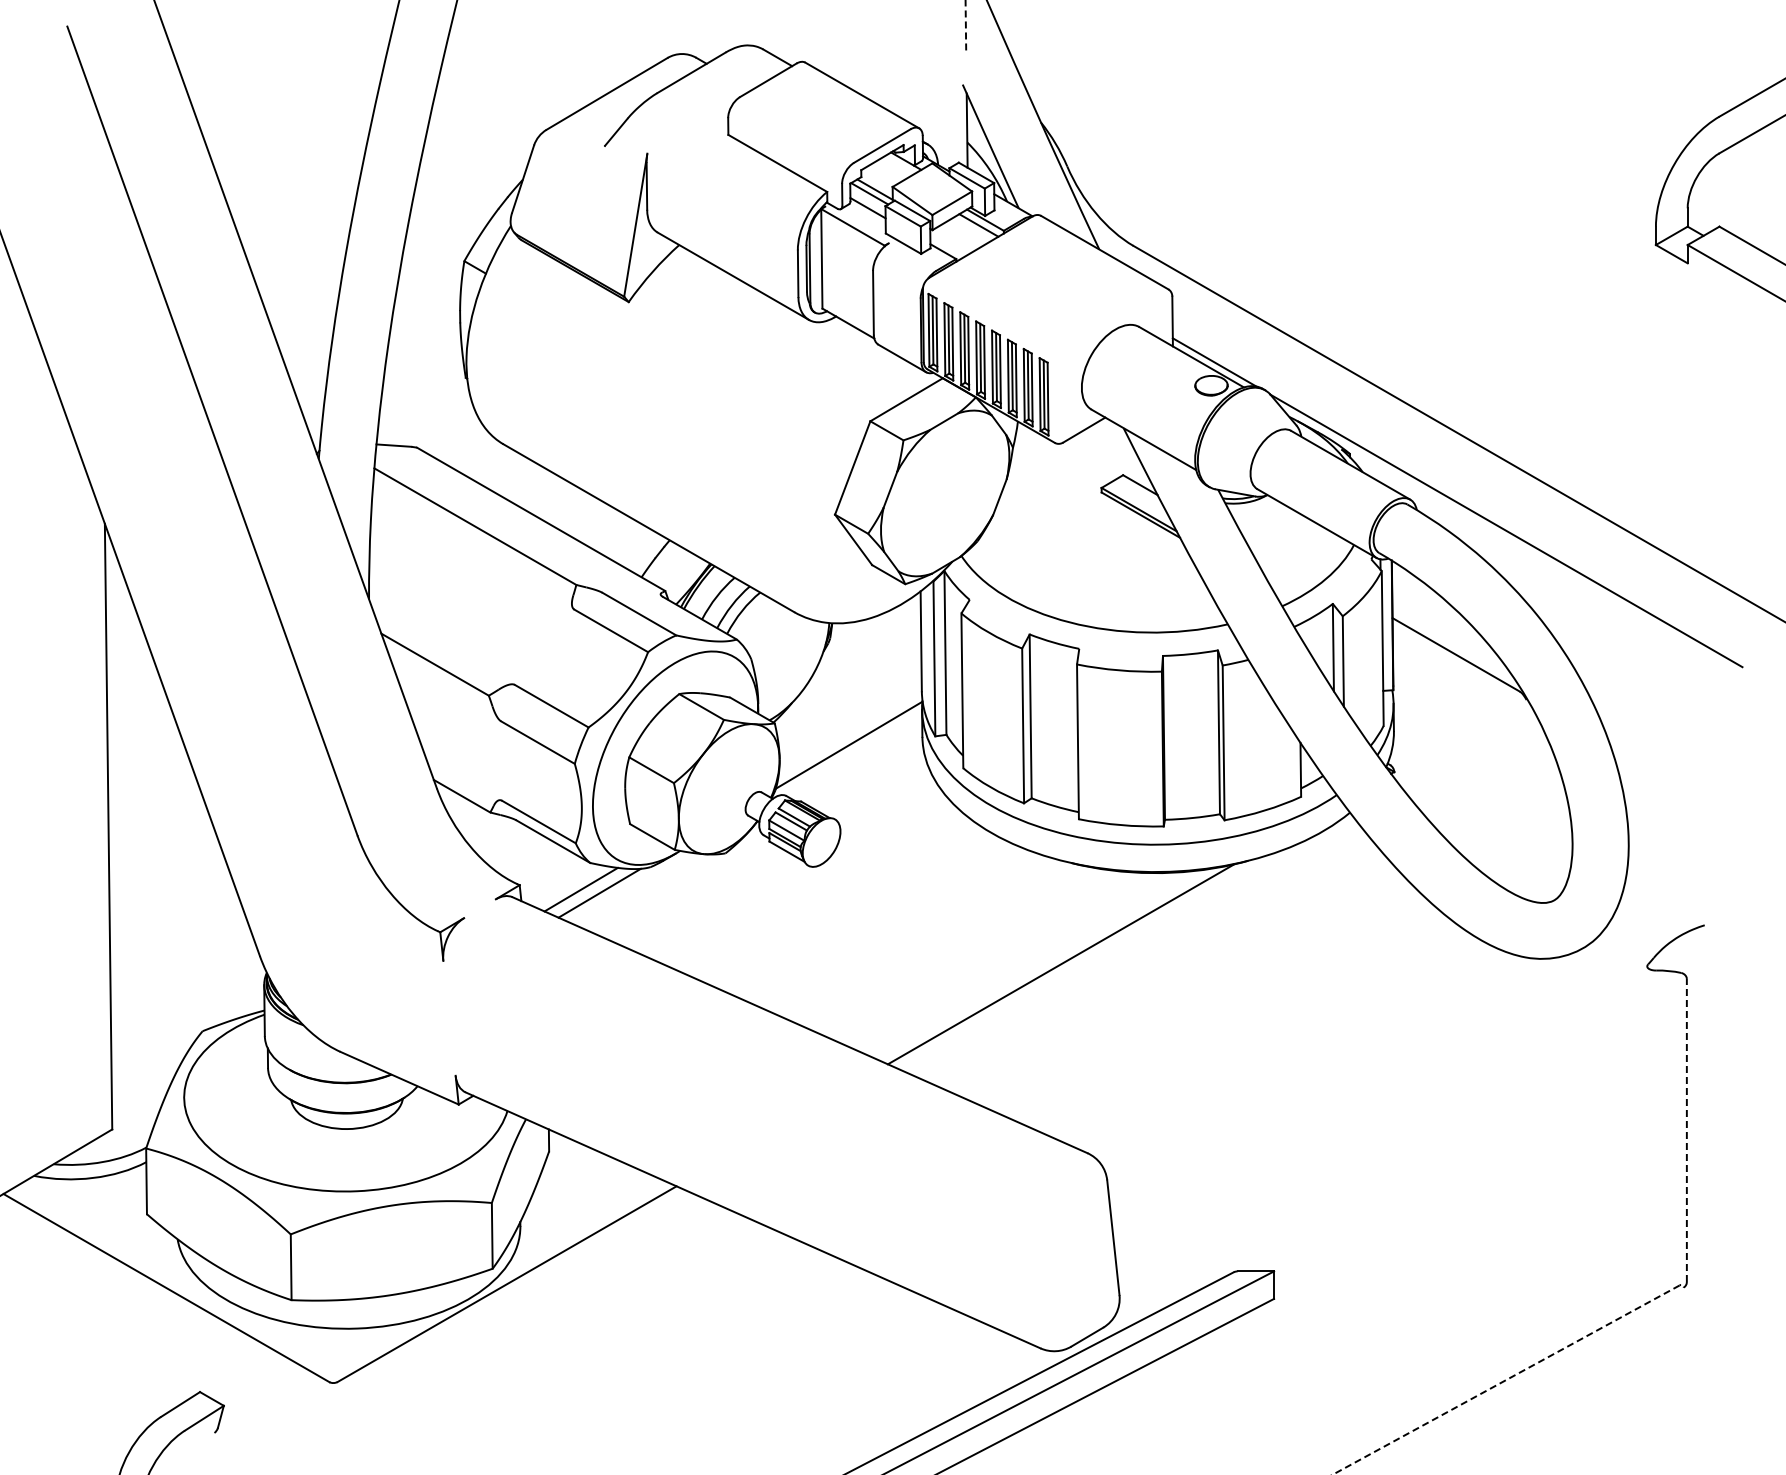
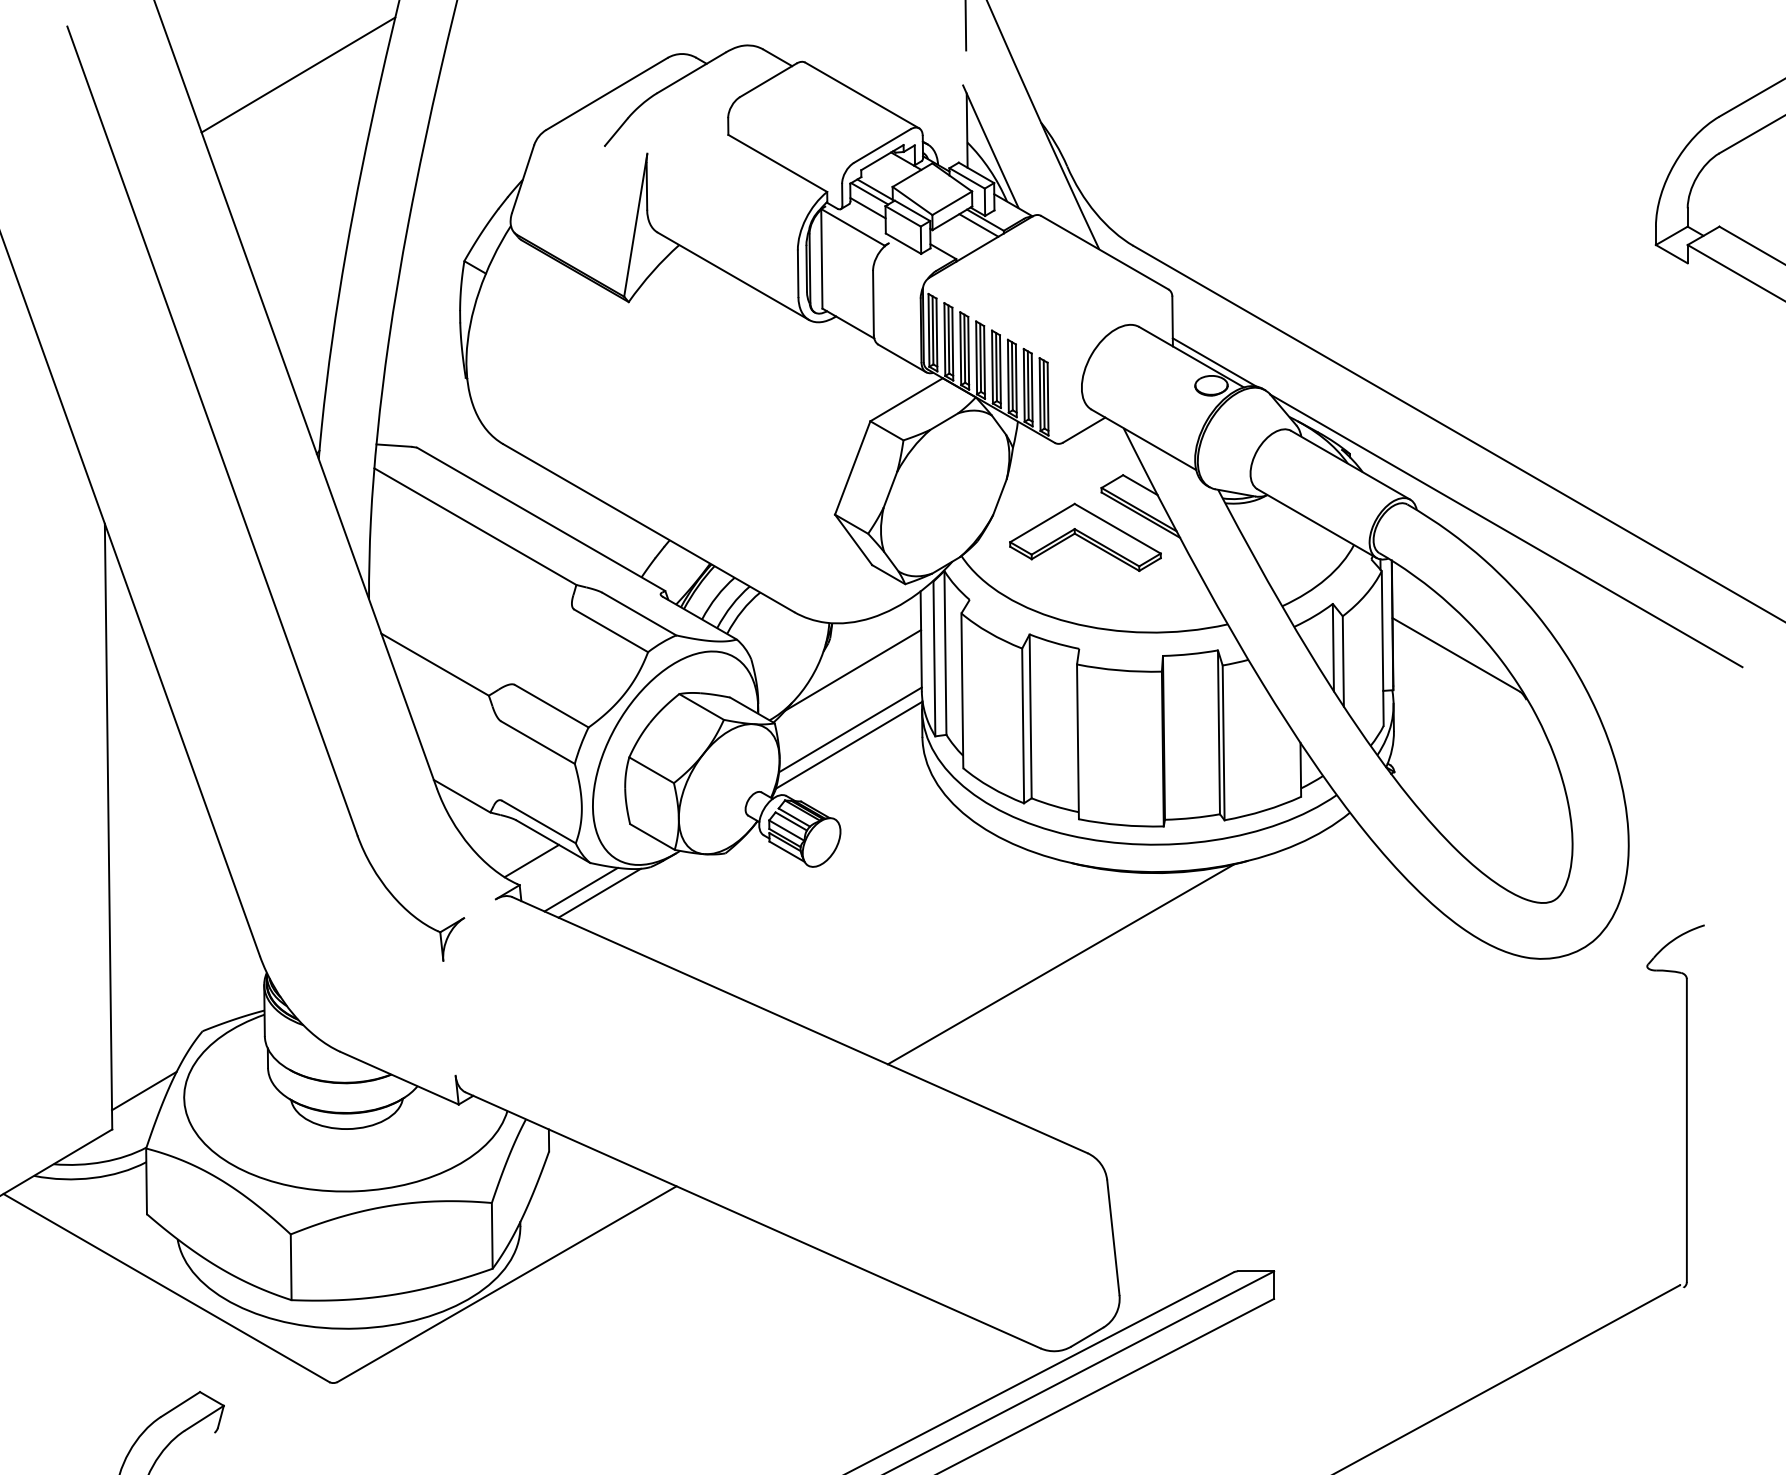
line: dashed -> solid (965, 25)
line: none -> present (298, 74)
part: none -> present (1085, 536)
line: none -> present (853, 670)
line: none -> present (850, 729)
line: none -> present (531, 860)
line: none -> present (144, 1090)
line: dashed -> solid (1686, 1130)
line: dashed -> solid (1505, 1380)
